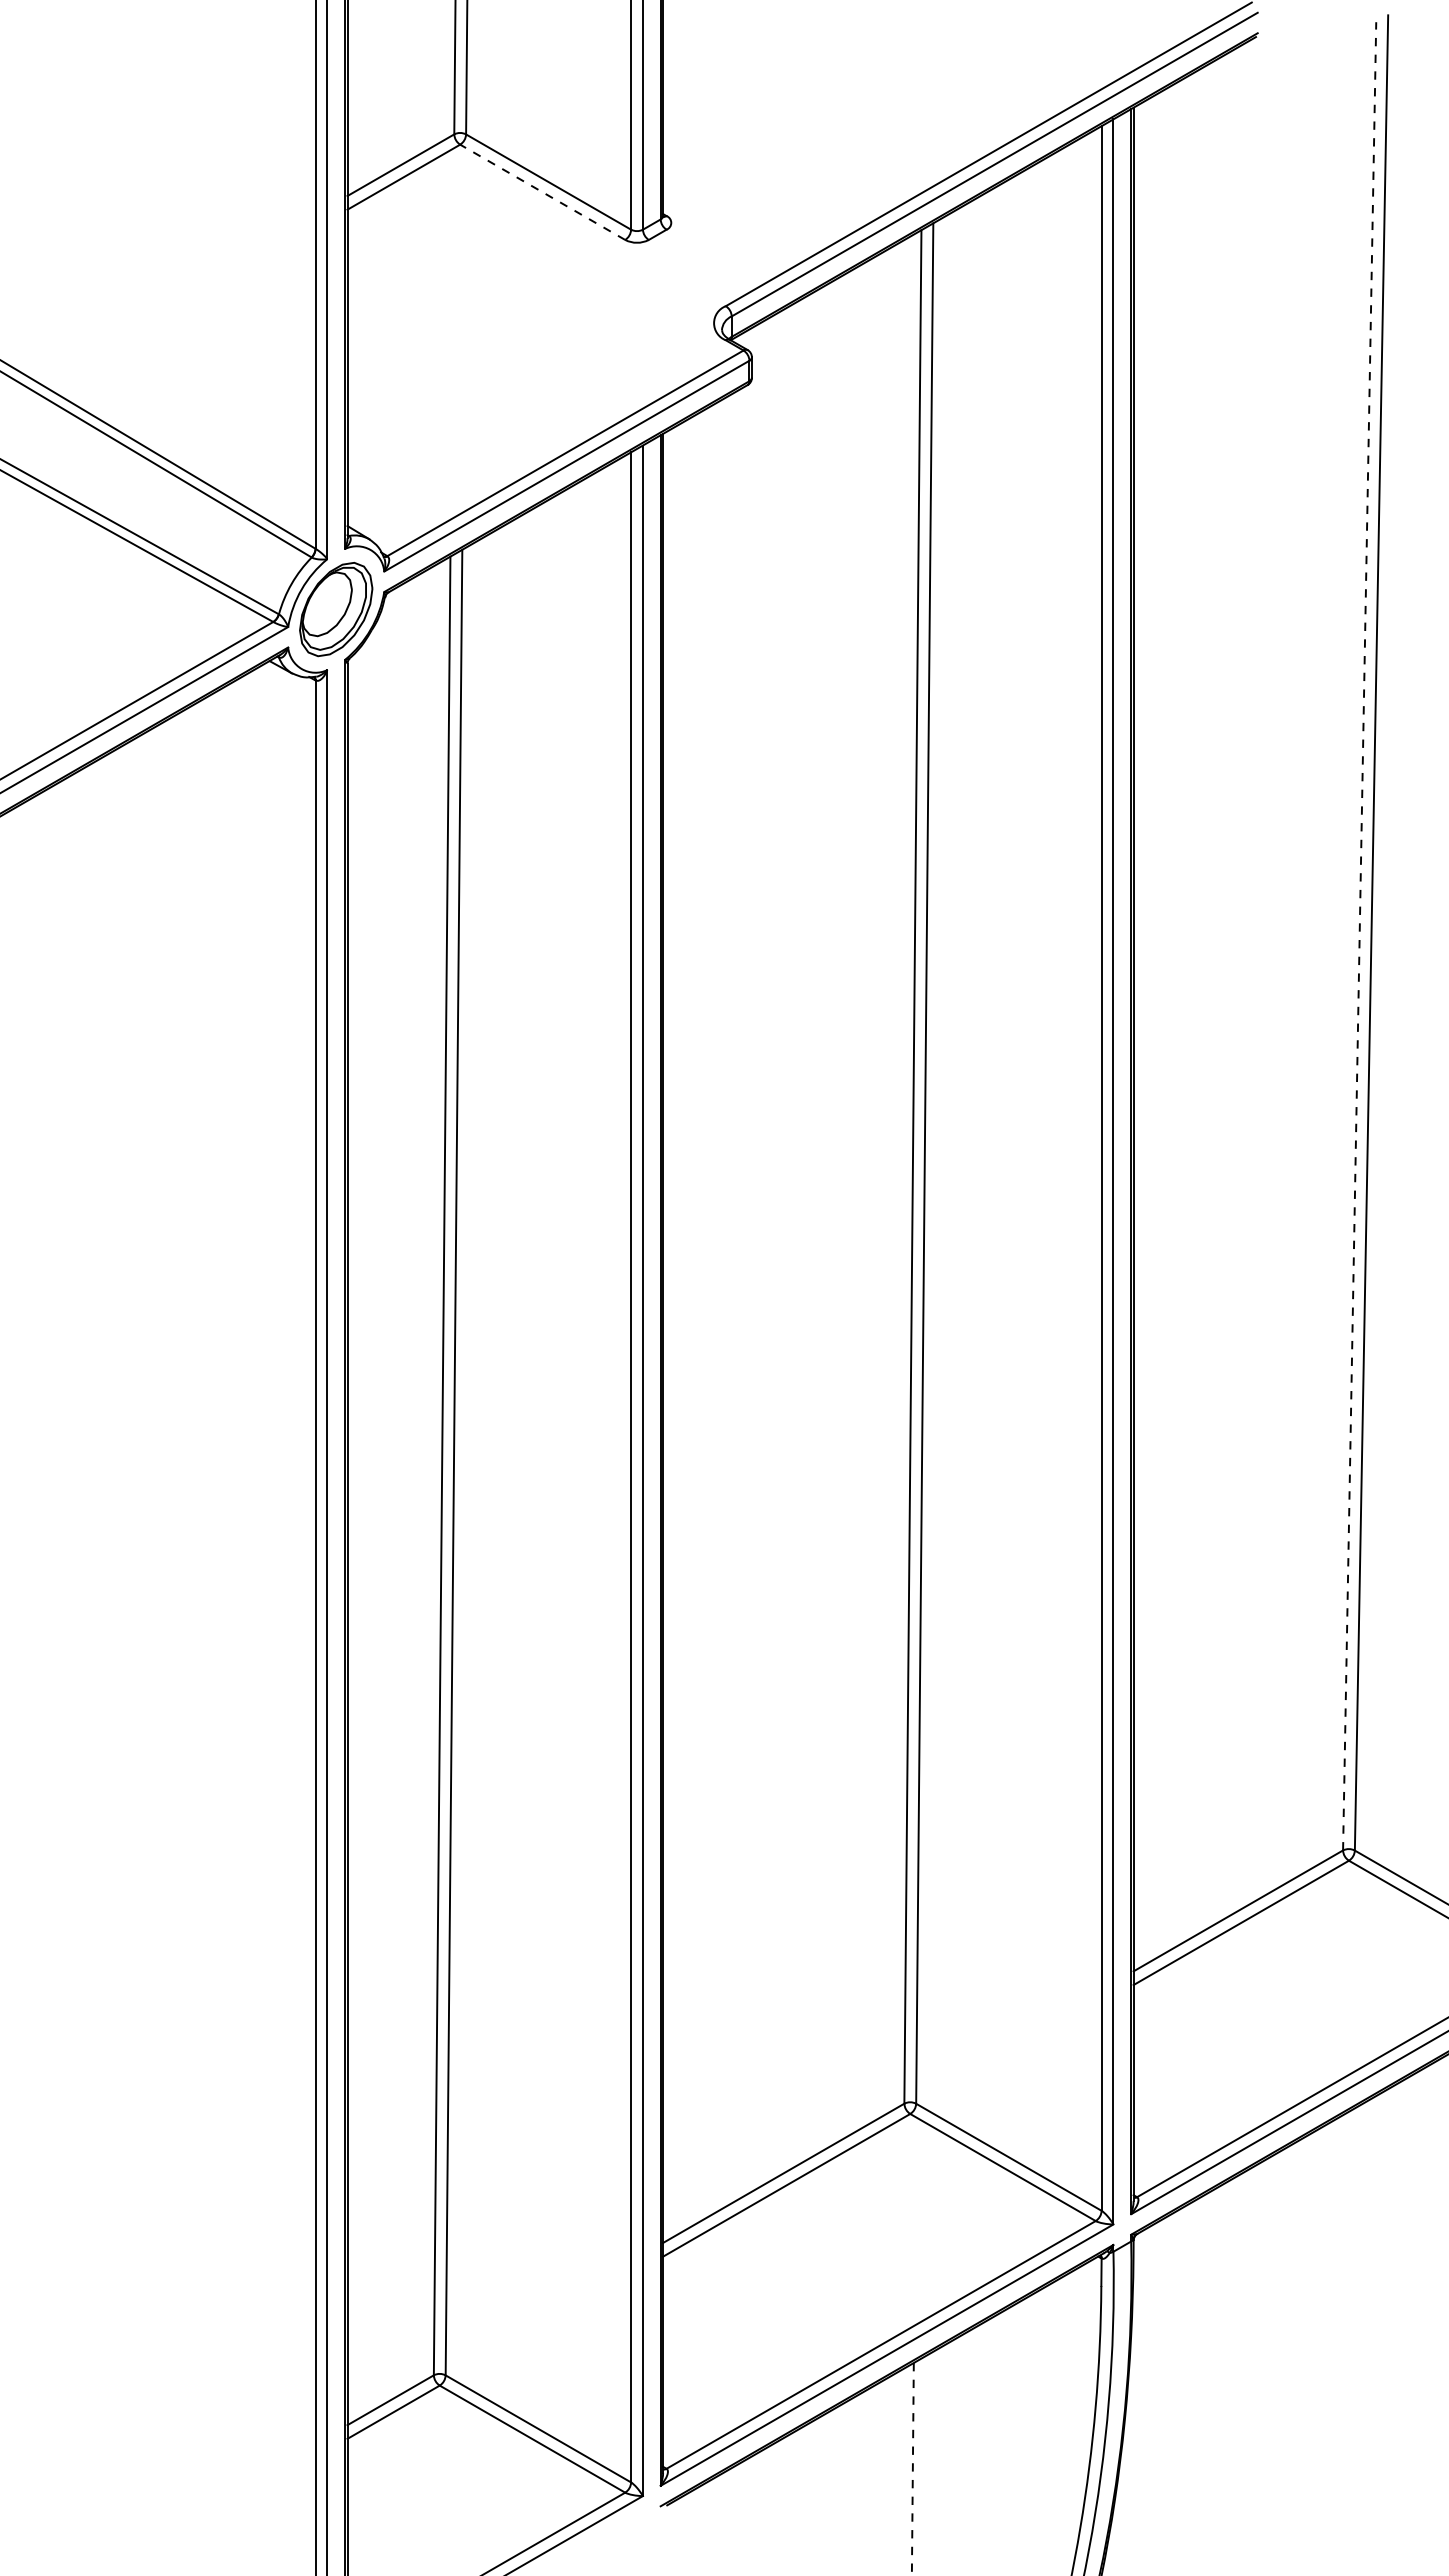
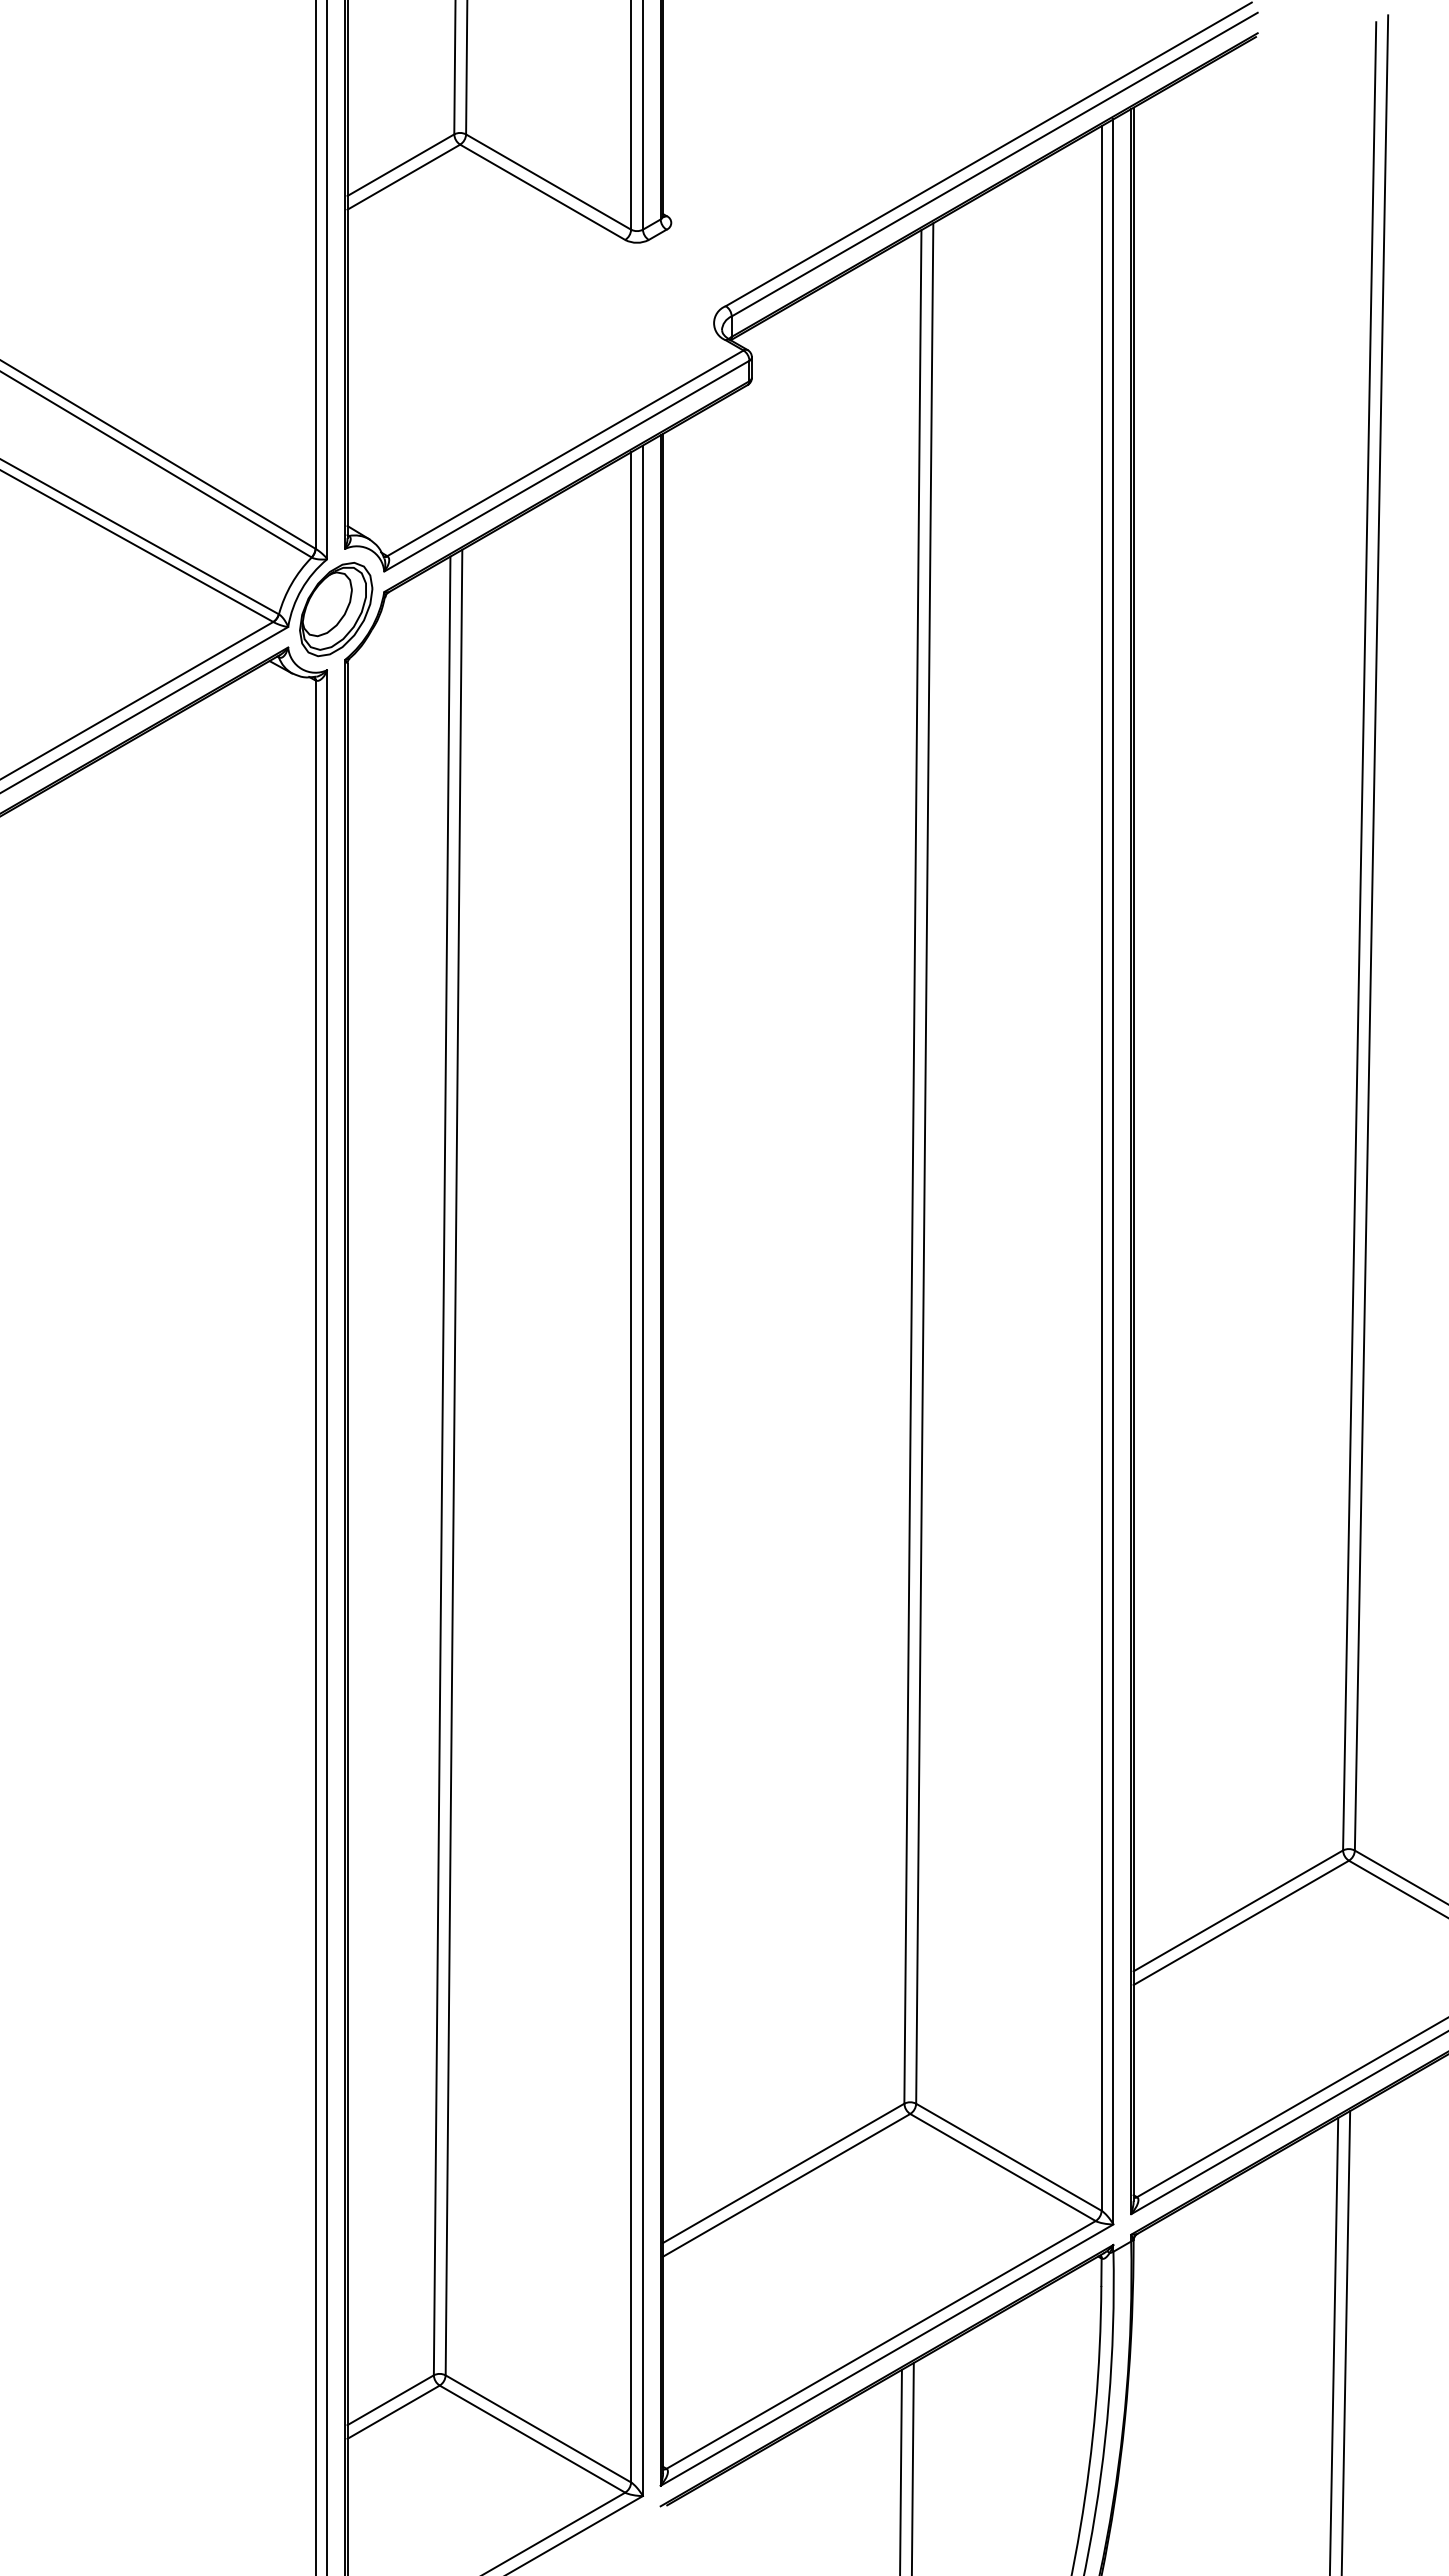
line: dashed -> solid (542, 192)
line: dashed -> solid (1359, 935)
line: none -> present (1345, 2341)
line: none -> present (1333, 2345)
line: dashed -> solid (912, 2469)
line: none -> present (900, 2470)
